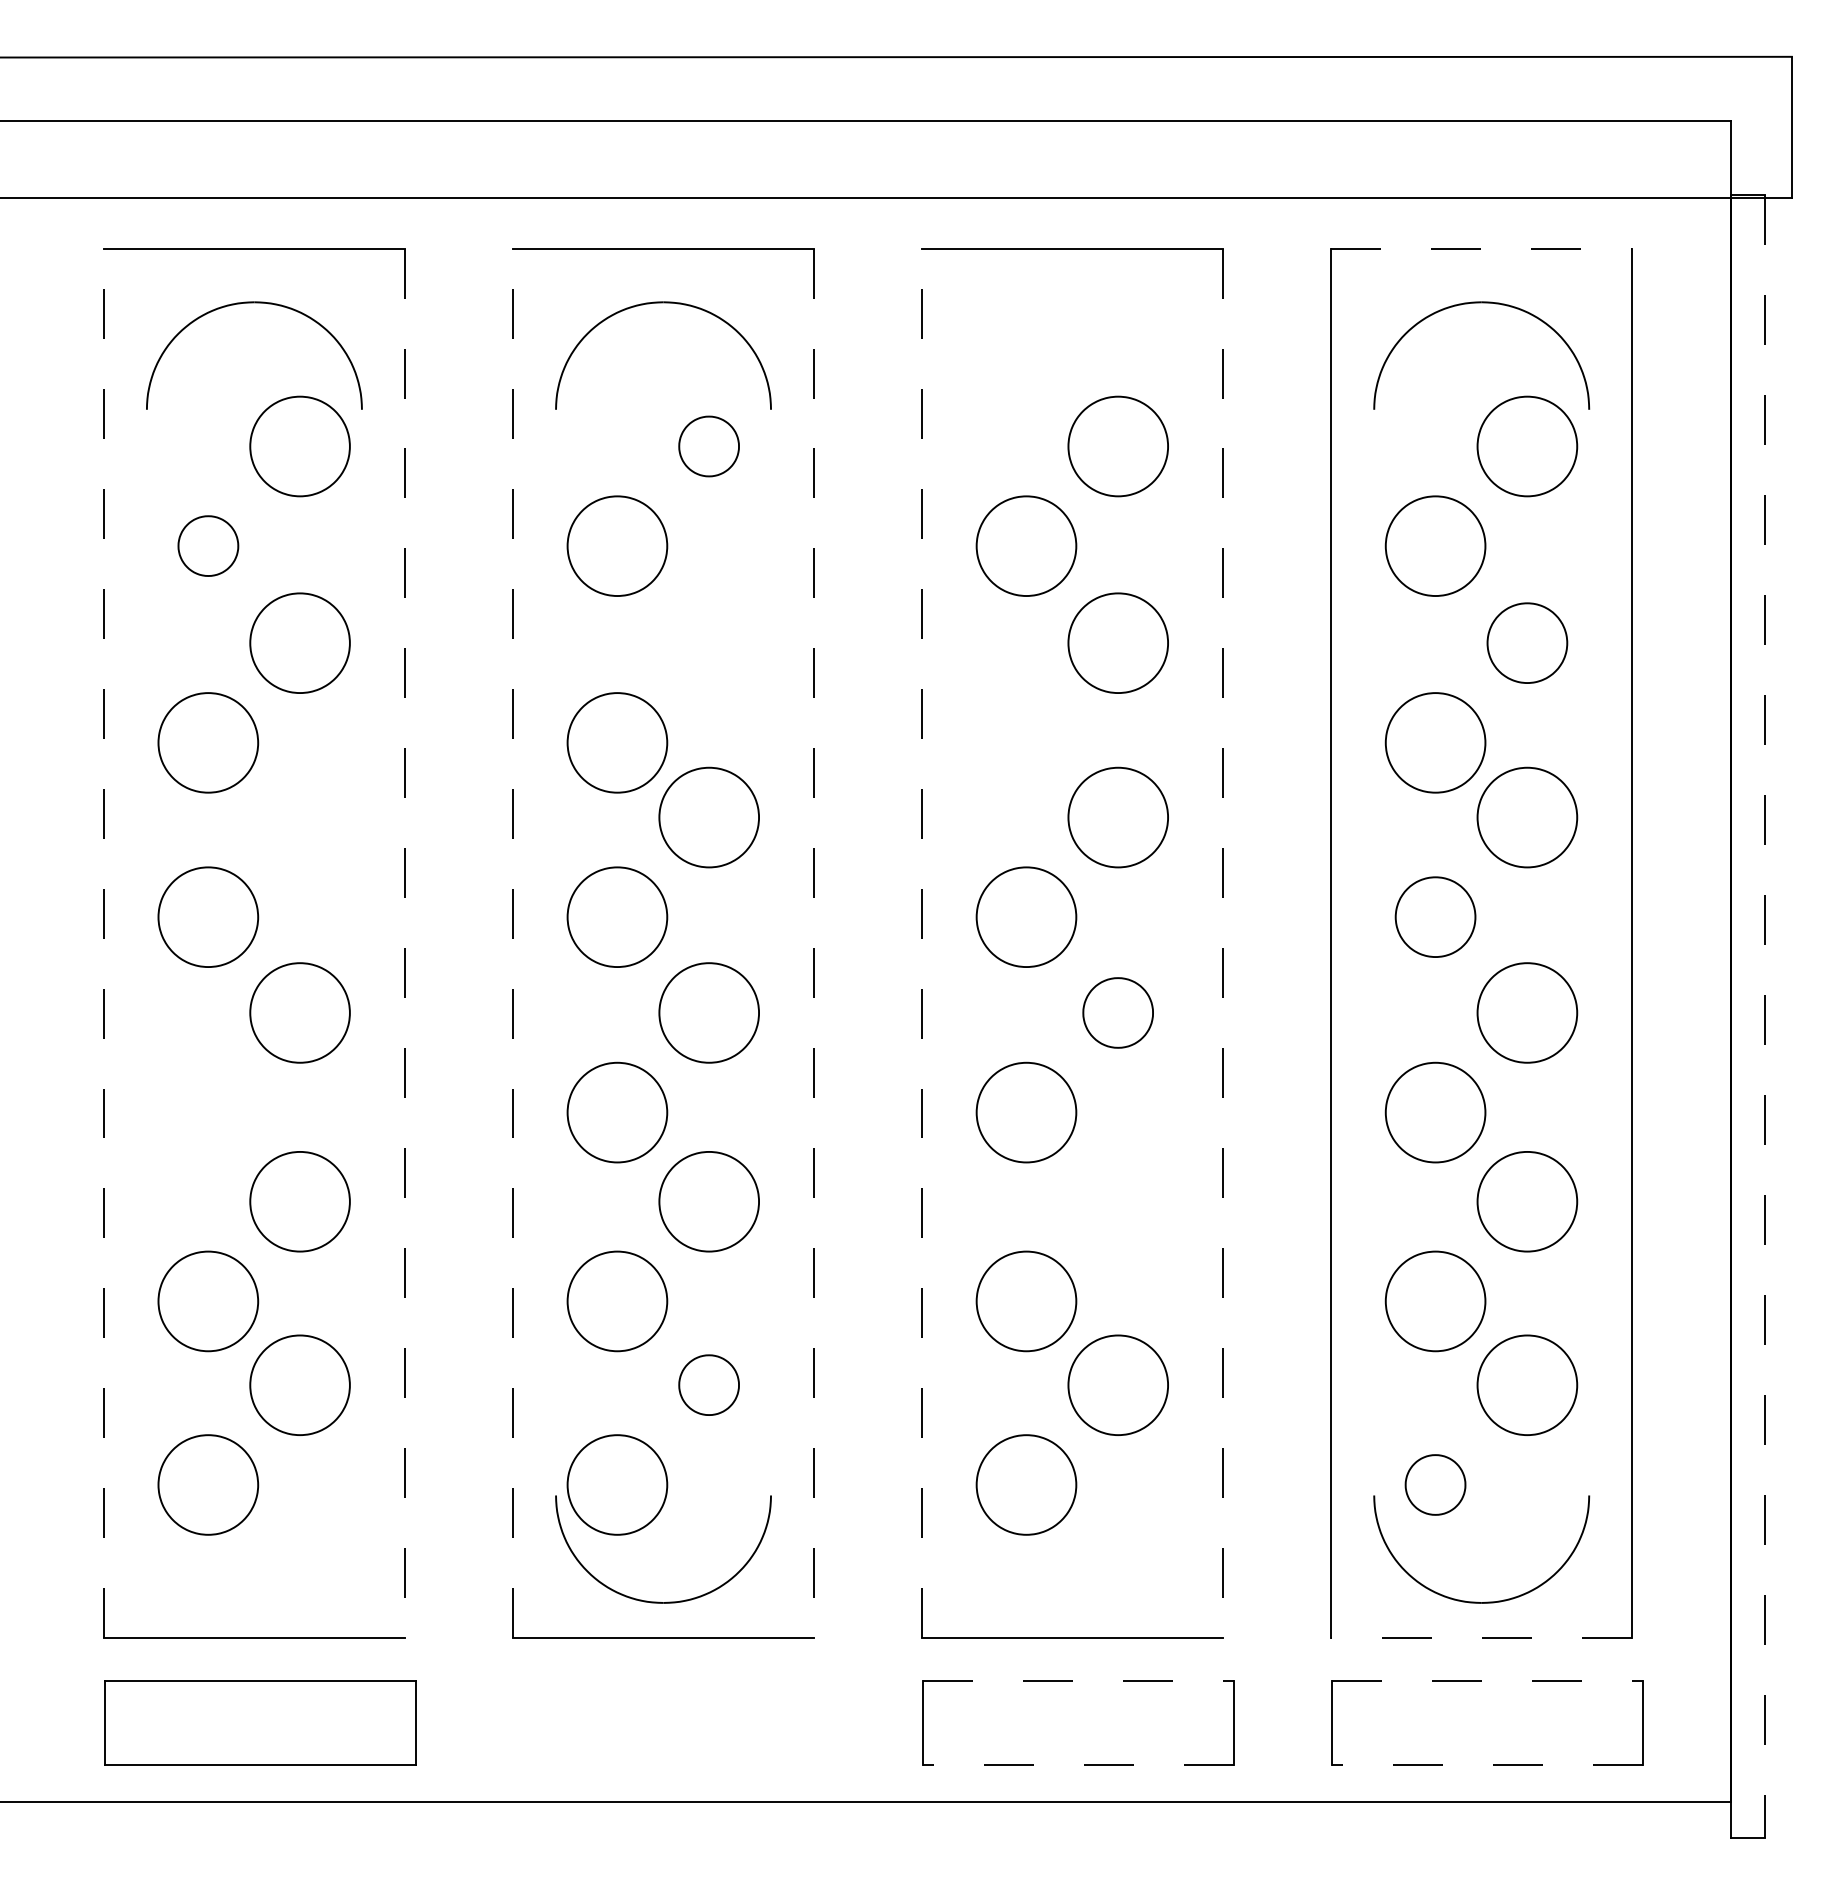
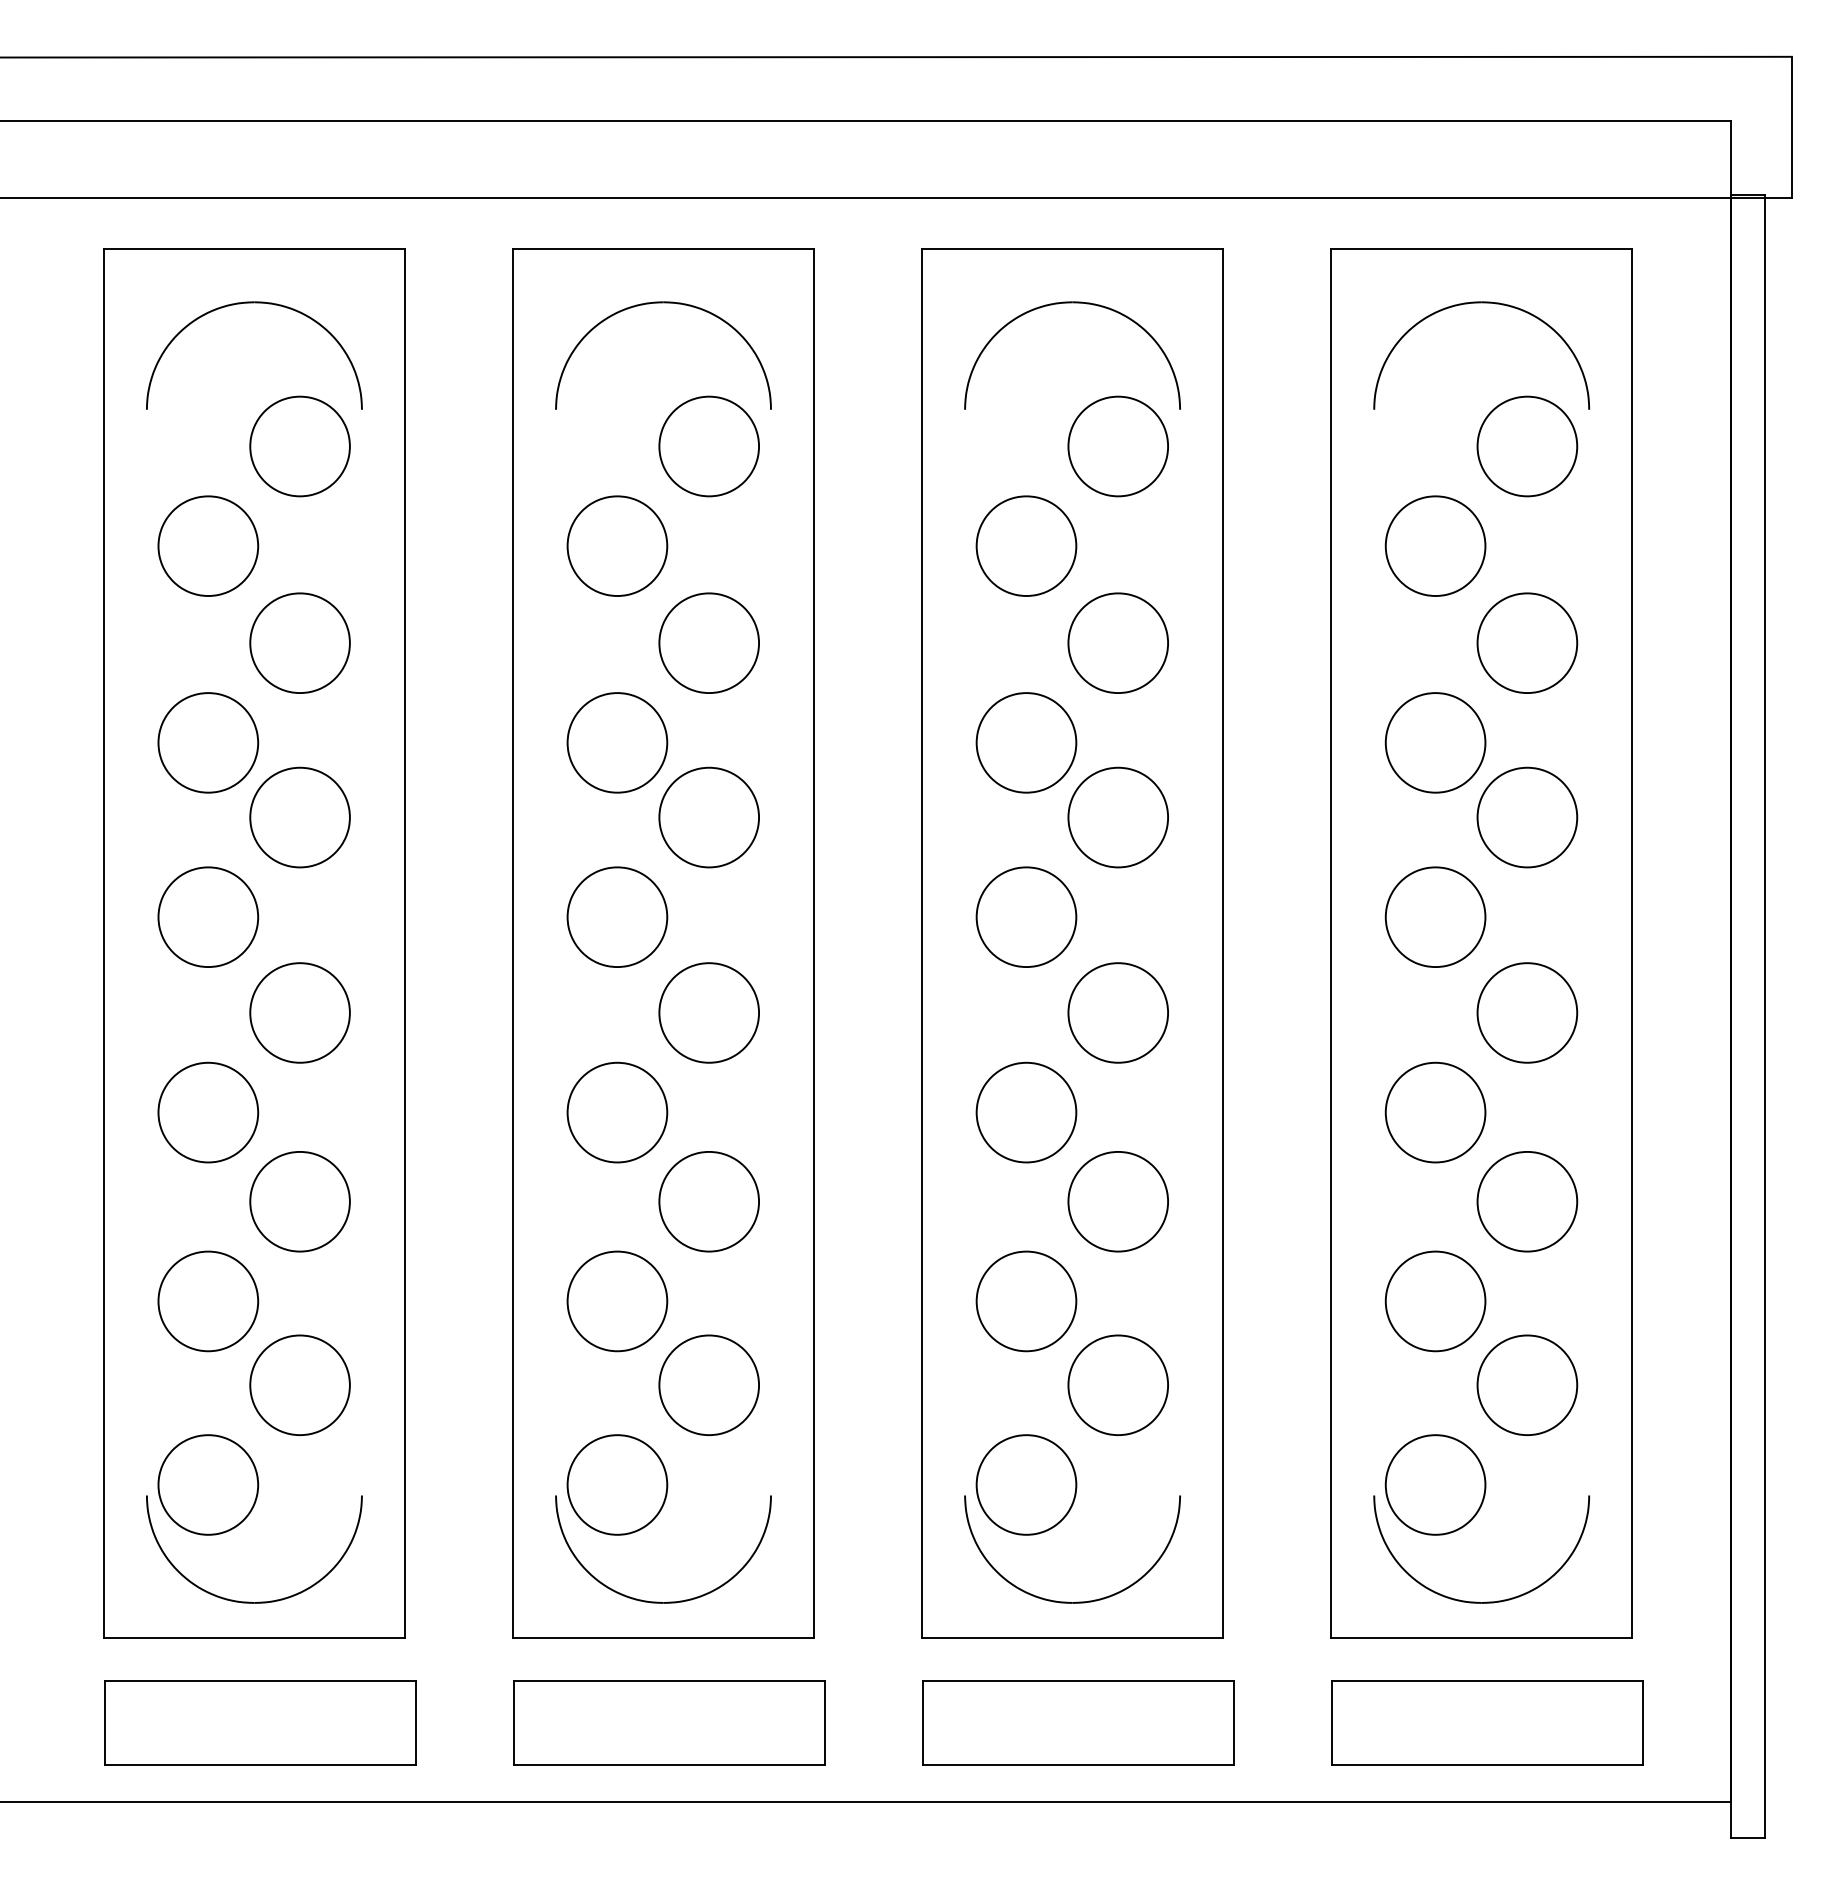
line: dashed -> solid (1481, 248)
part: none -> present (1072, 303)
part size: 62x63 px -> 102x103 px (708, 446)
part size: 63x62 px -> 103x102 px (208, 545)
part: none -> present (708, 642)
part size: 83x82 px -> 103x102 px (1527, 642)
part: none -> present (1026, 742)
part: none -> present (299, 817)
part size: 83x82 px -> 103x102 px (1435, 916)
line: dashed -> solid (103, 943)
line: dashed -> solid (405, 943)
line: dashed -> solid (512, 943)
line: dashed -> solid (814, 943)
line: dashed -> solid (922, 943)
line: dashed -> solid (1223, 943)
part size: 72x72 px -> 102x102 px (1117, 1012)
line: dashed -> solid (1764, 1016)
part: none -> present (208, 1112)
part: none -> present (1117, 1201)
part size: 62x62 px -> 102x102 px (708, 1384)
part size: 63x62 px -> 103x102 px (1435, 1484)
part: none -> present (250, 1601)
part: none -> present (1068, 1601)
line: dashed -> solid (1481, 1638)
line: dashed -> solid (1078, 1681)
line: dashed -> solid (1487, 1681)
part: none -> present (669, 1722)
line: dashed -> solid (1078, 1764)
line: dashed -> solid (1487, 1764)
